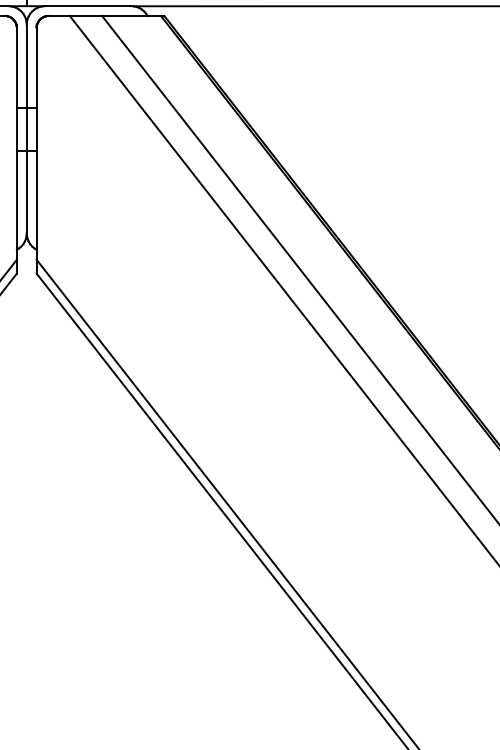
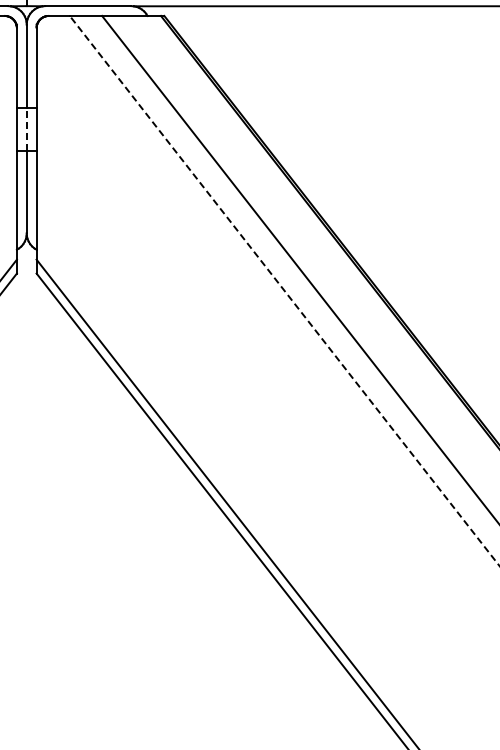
line: solid -> dashed (26, 129)
line: solid -> dashed (284, 290)
